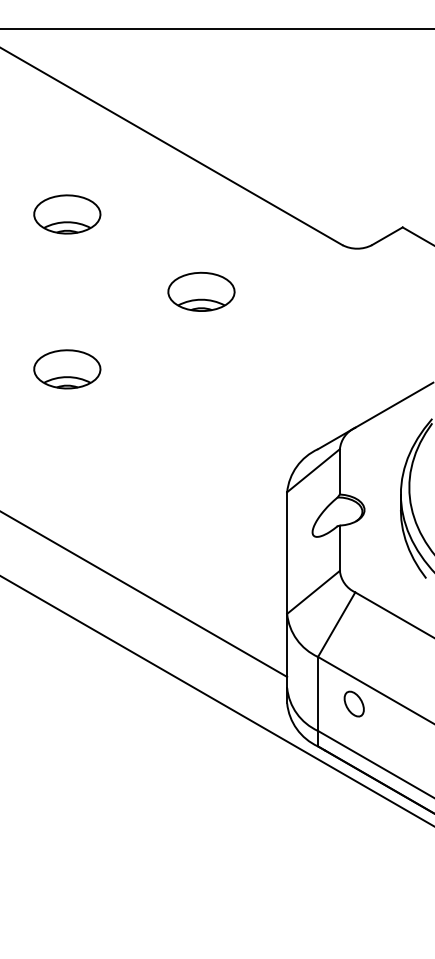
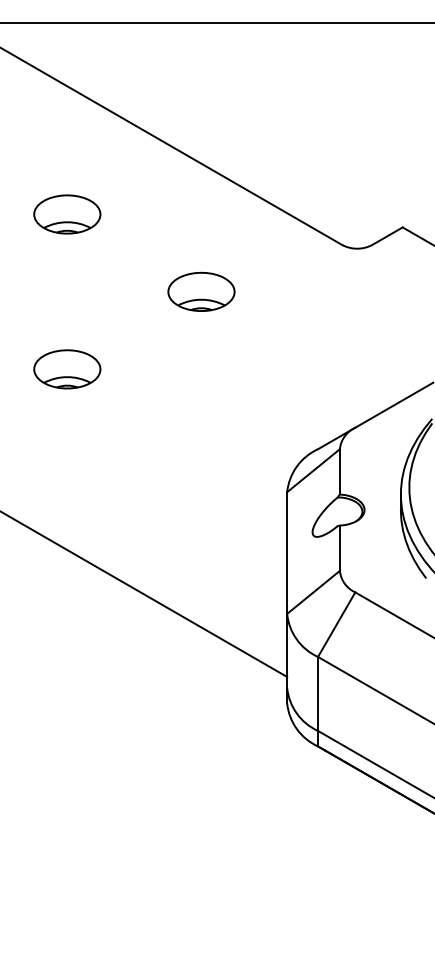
line position: (216, 28) -> (216, 22) (216, 22)
line: present -> none (216, 700)
part: present -> none (353, 703)
